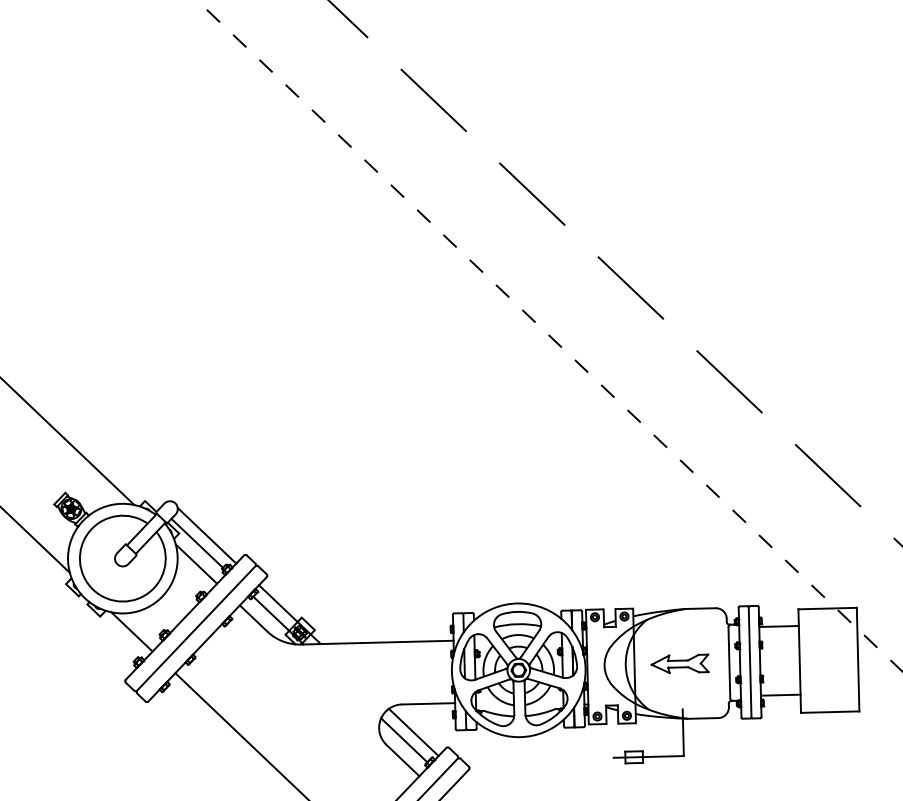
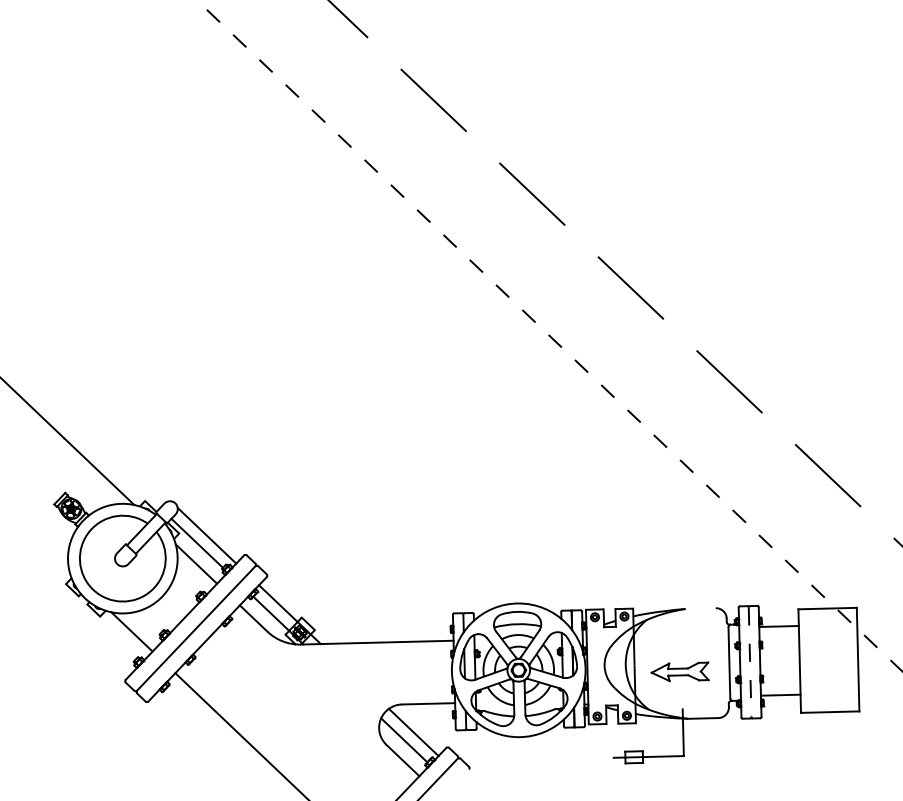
line: present -> none (35, 540)
line: present -> none (700, 608)
line: solid -> dashed (750, 662)
part position: (679, 663) -> (679, 671) (679, 671)
line: present -> none (455, 783)
